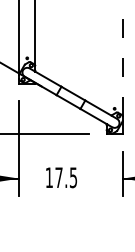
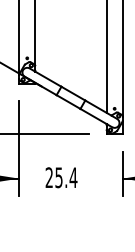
line: none -> present (106, 57)
line: dashed -> solid (122, 58)
text: 17.5 -> 25.4 (61, 177)
